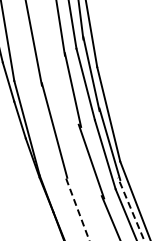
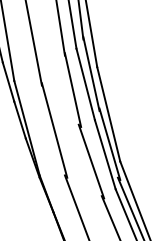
line: dashed -> solid (77, 207)
line: dashed -> solid (131, 208)
